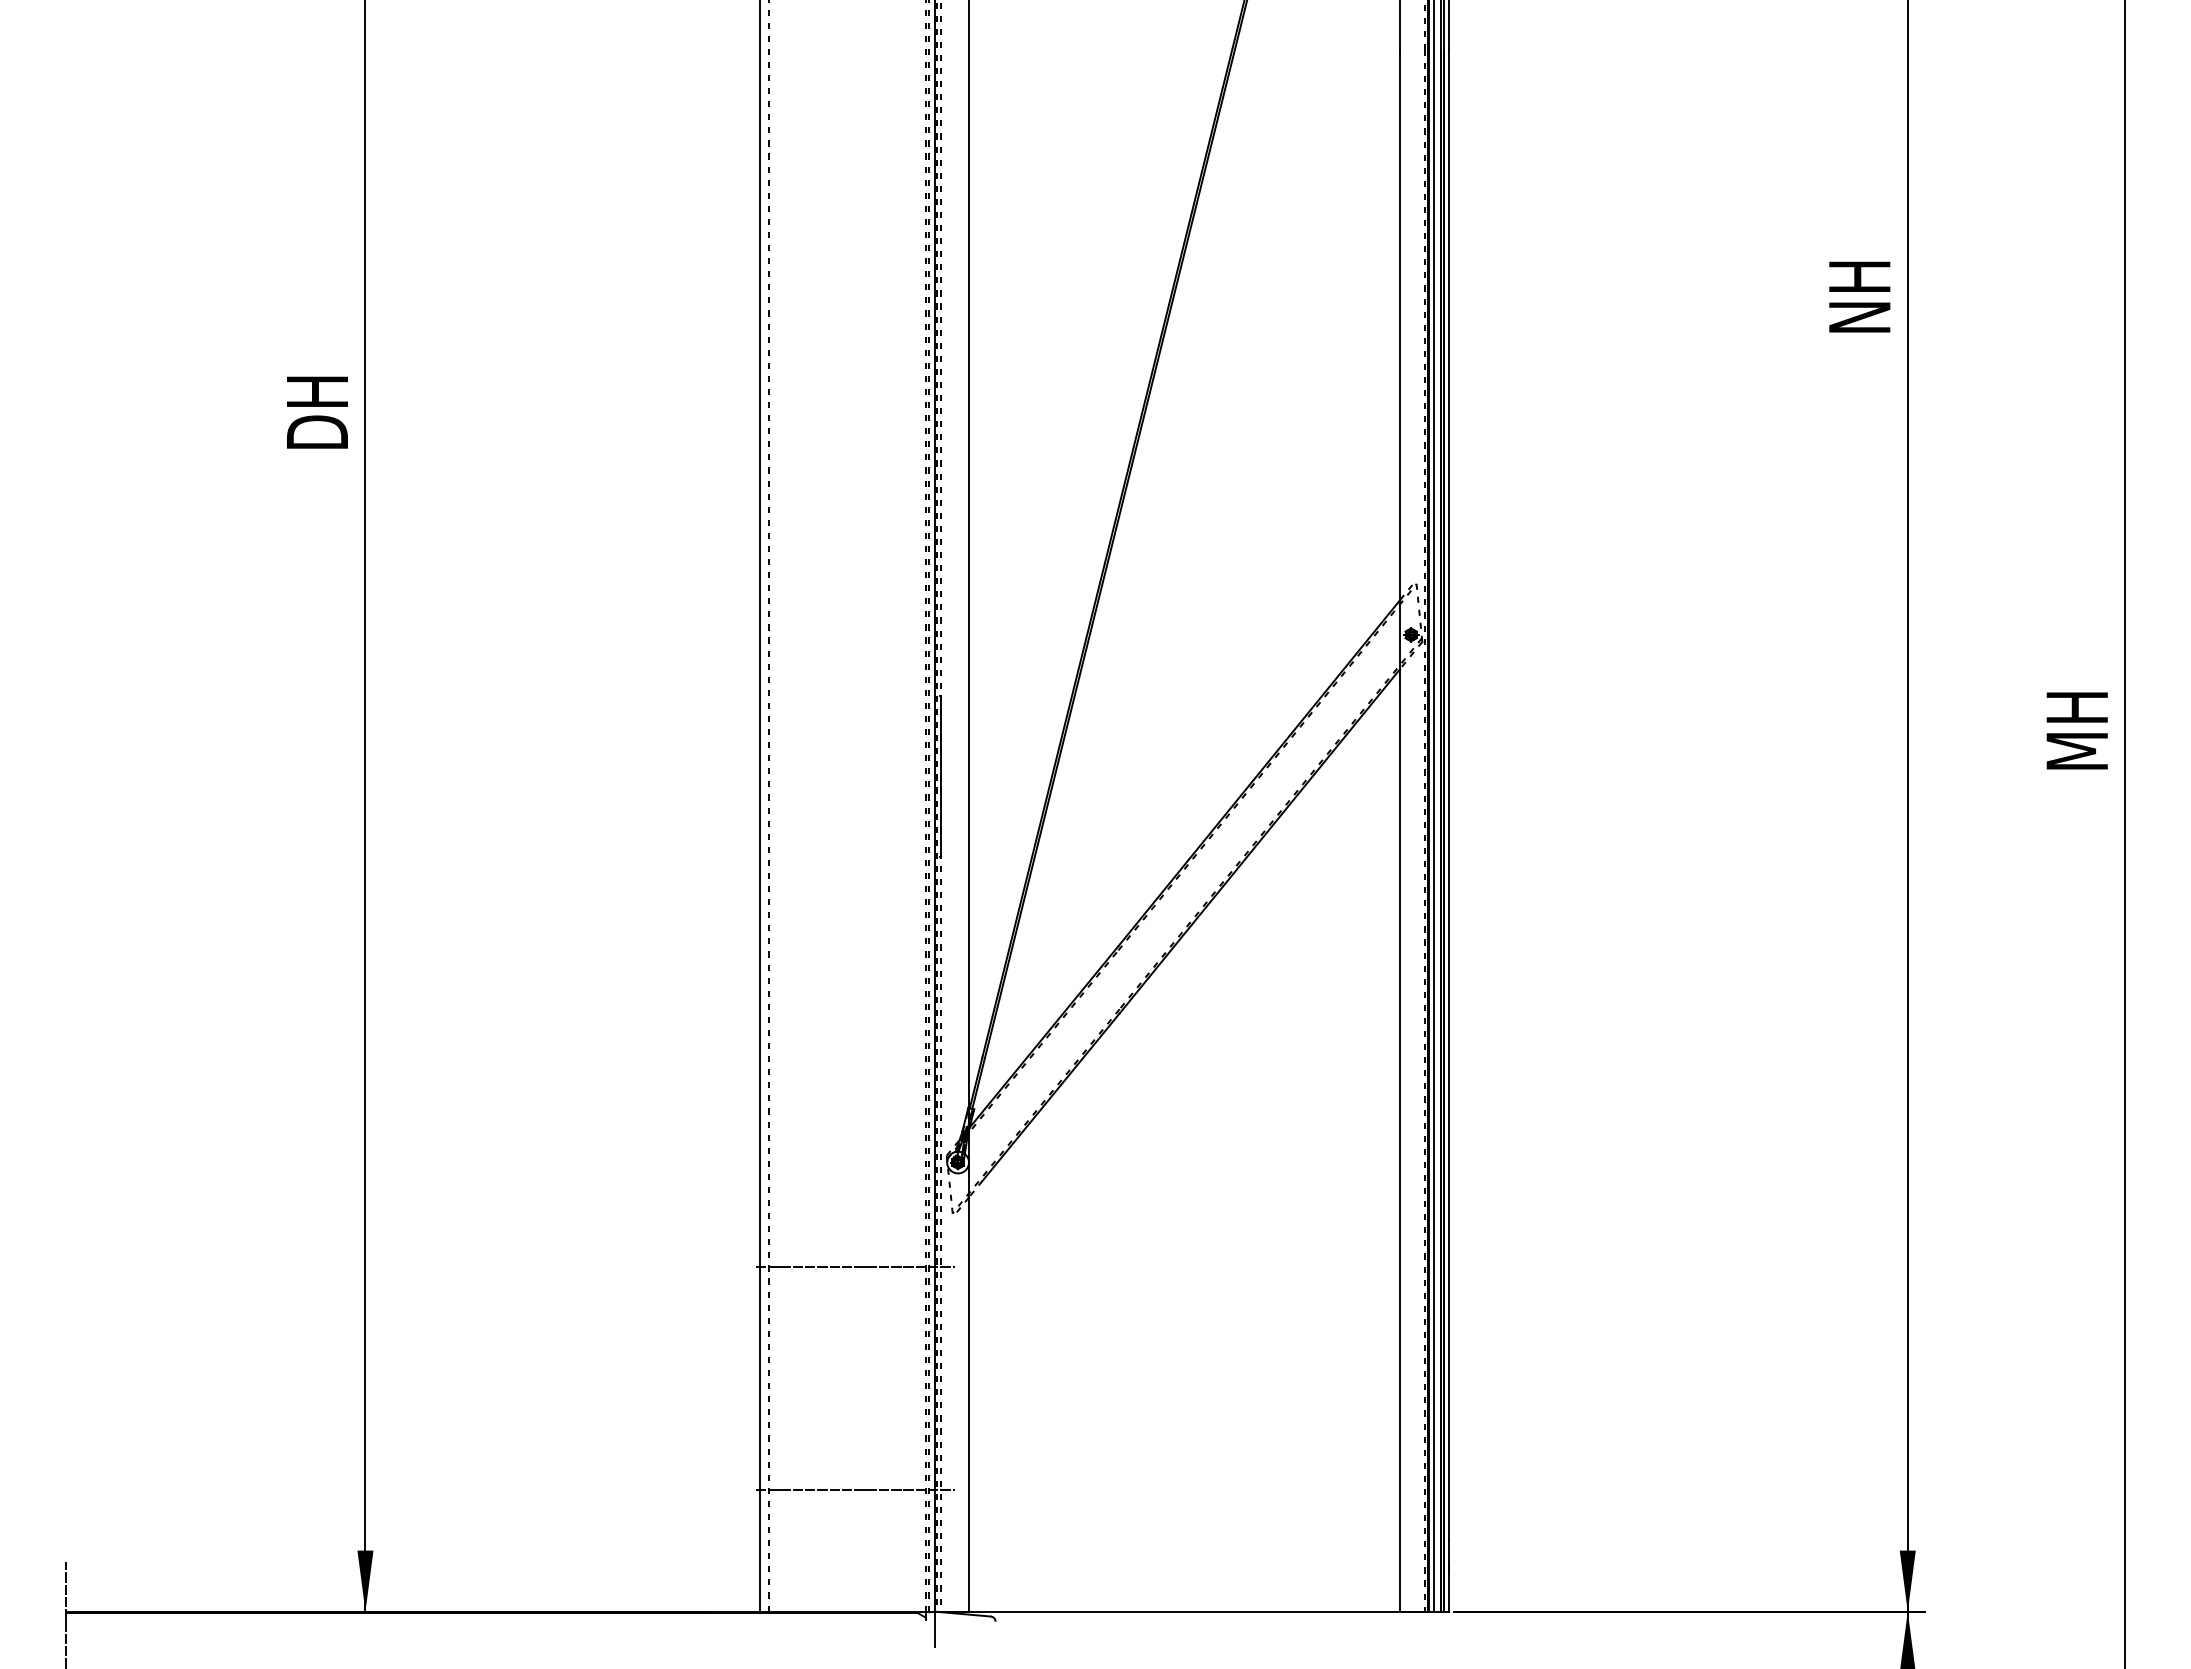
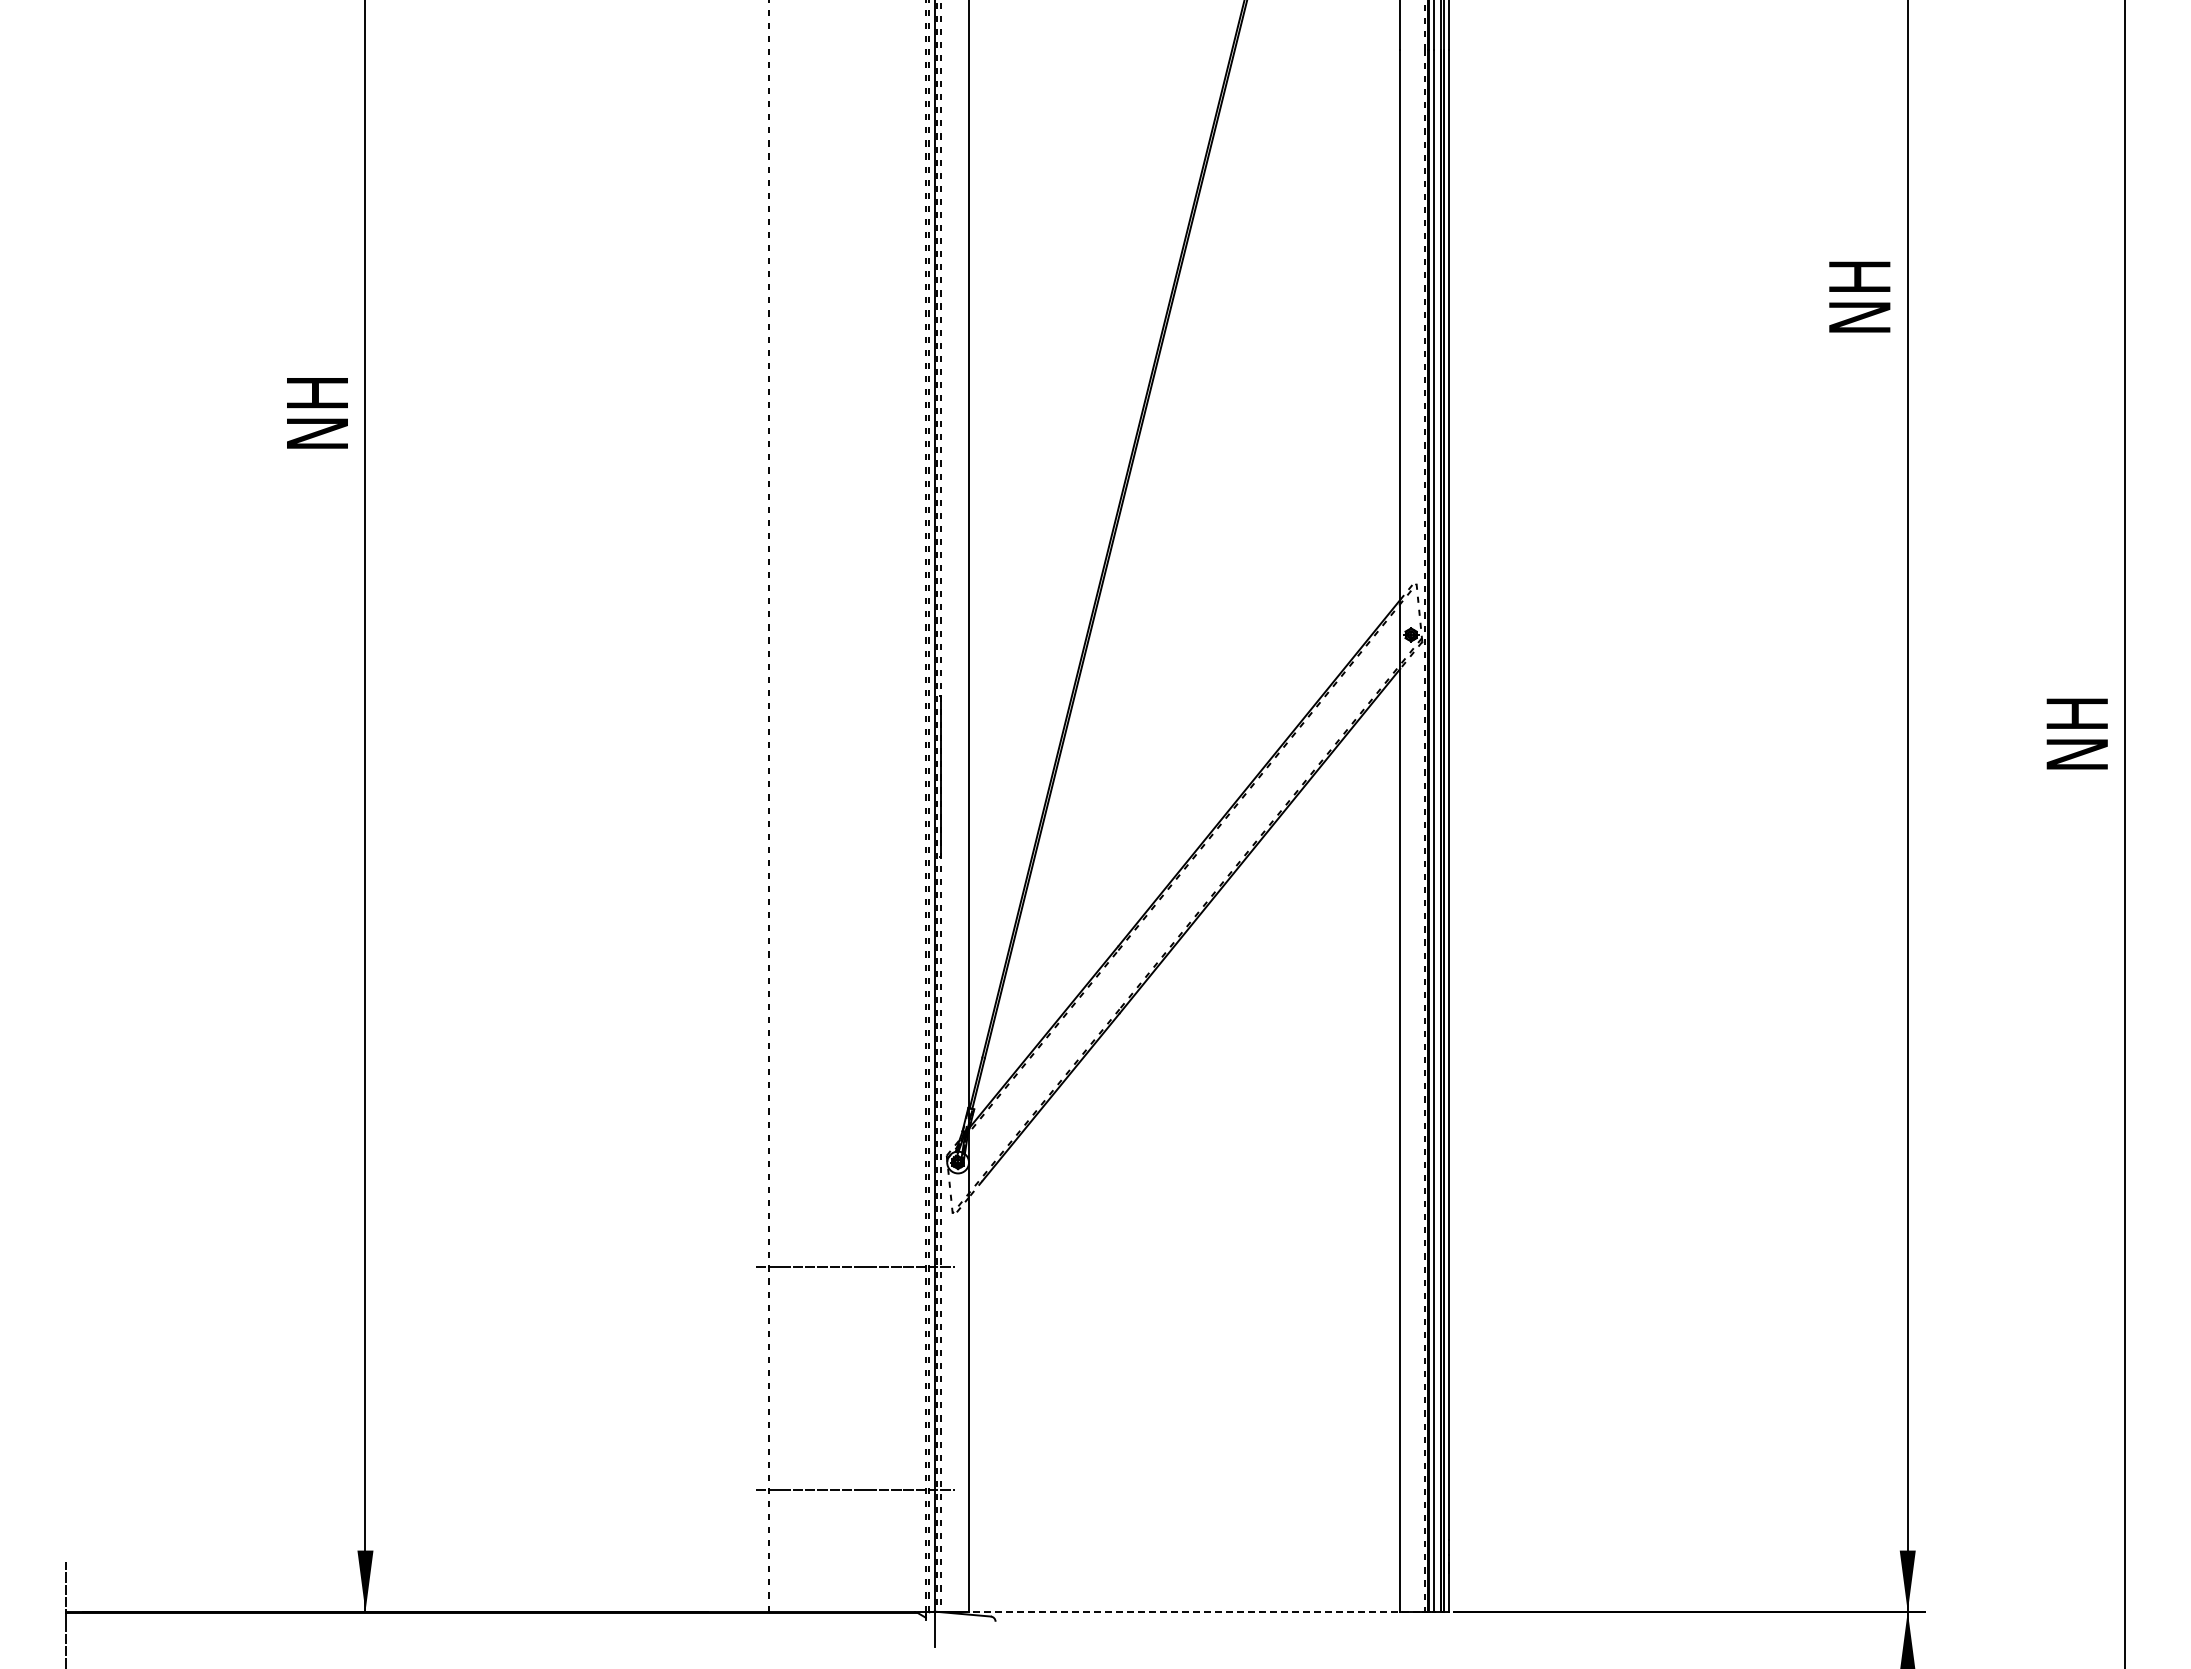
text: DH -> NH (317, 409)
text: MH -> NH (2076, 728)
line: present -> none (760, 806)
line: solid -> dashed (1188, 1611)
